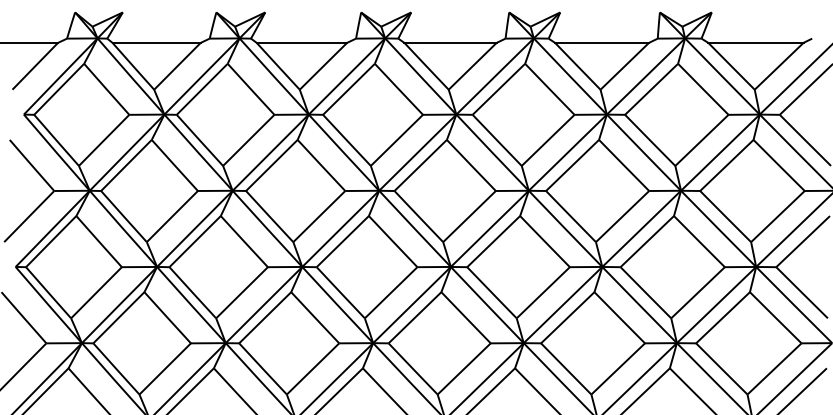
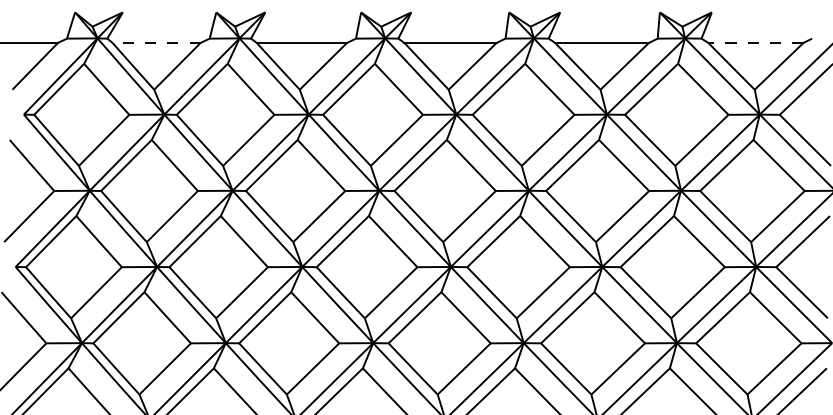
line: solid -> dashed (156, 42)
line: solid -> dashed (755, 42)
